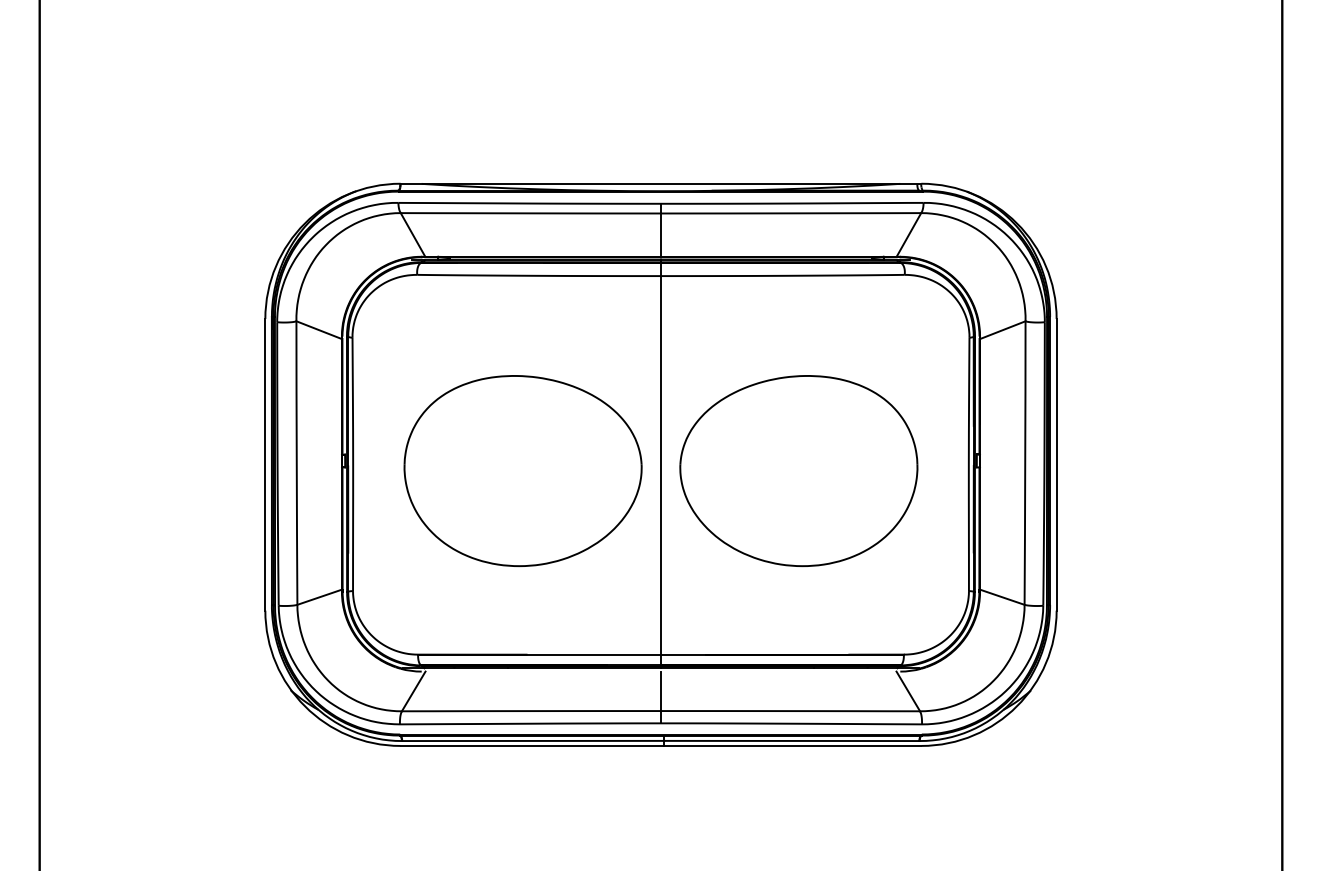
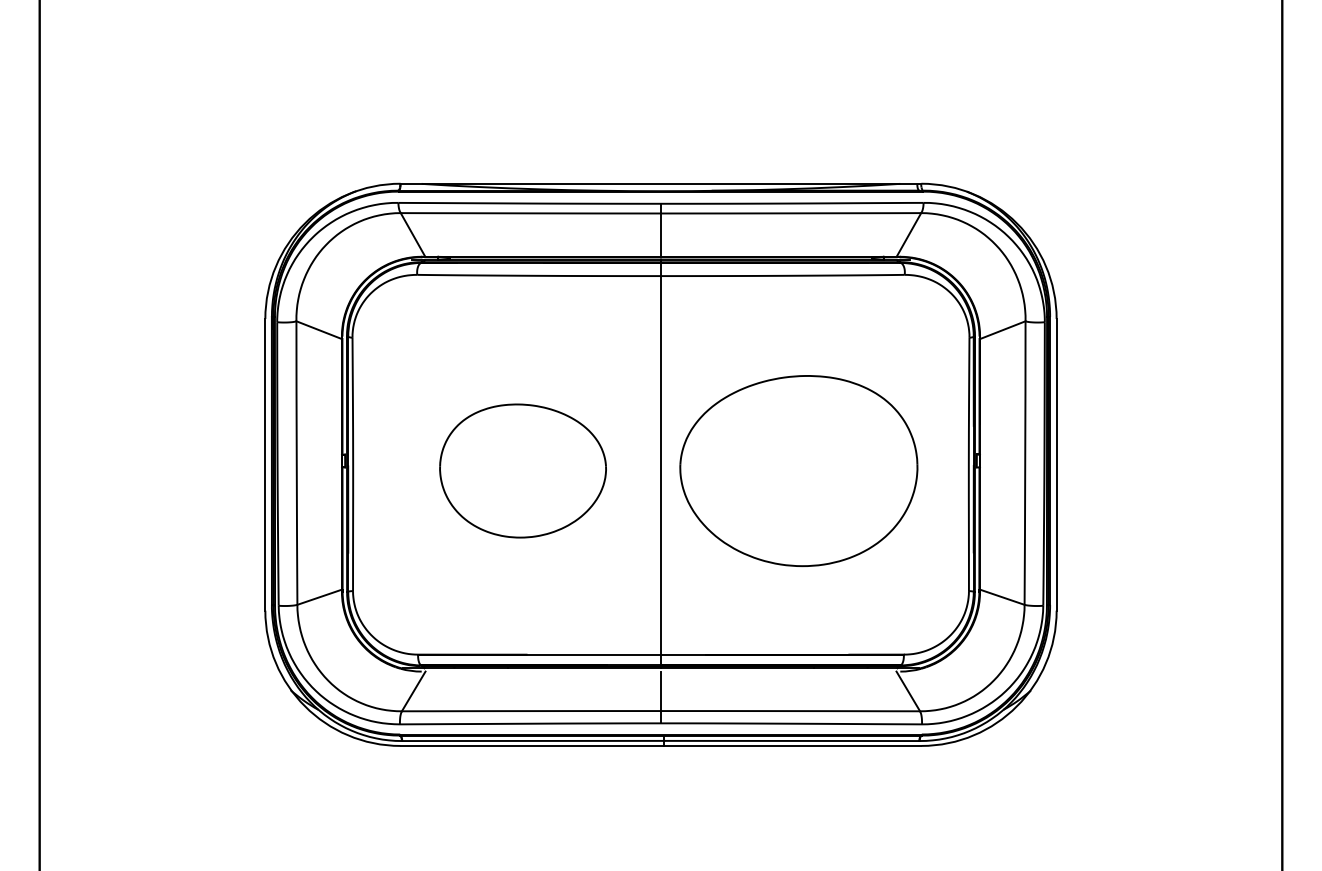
part size: 240x192 px -> 168x136 px (522, 470)
